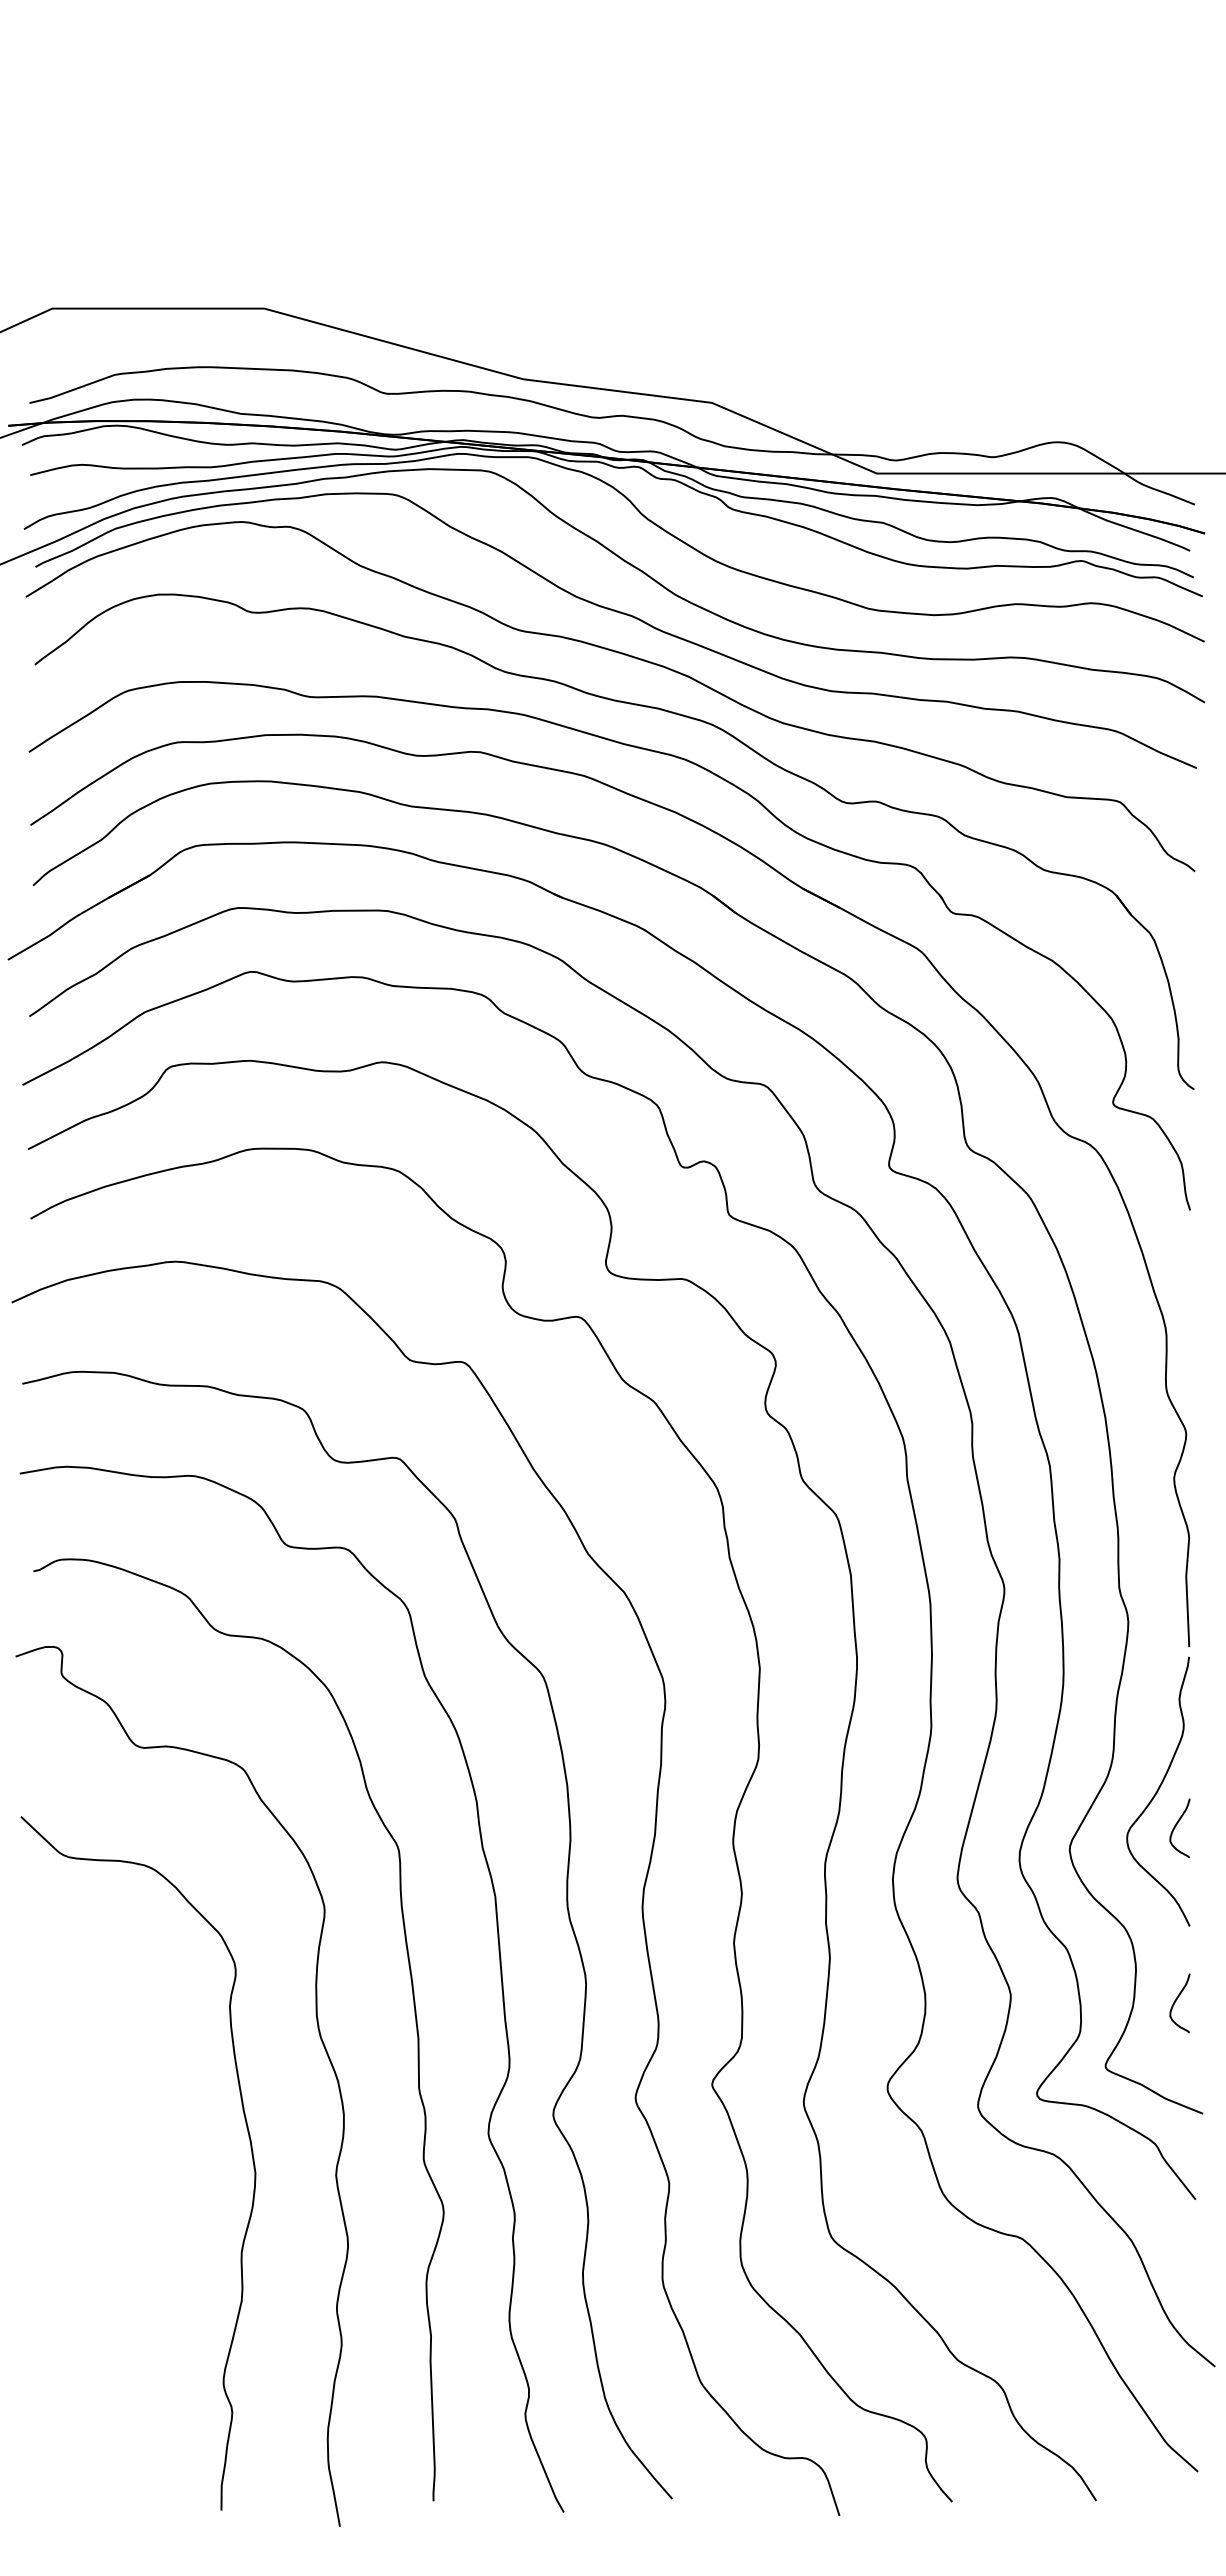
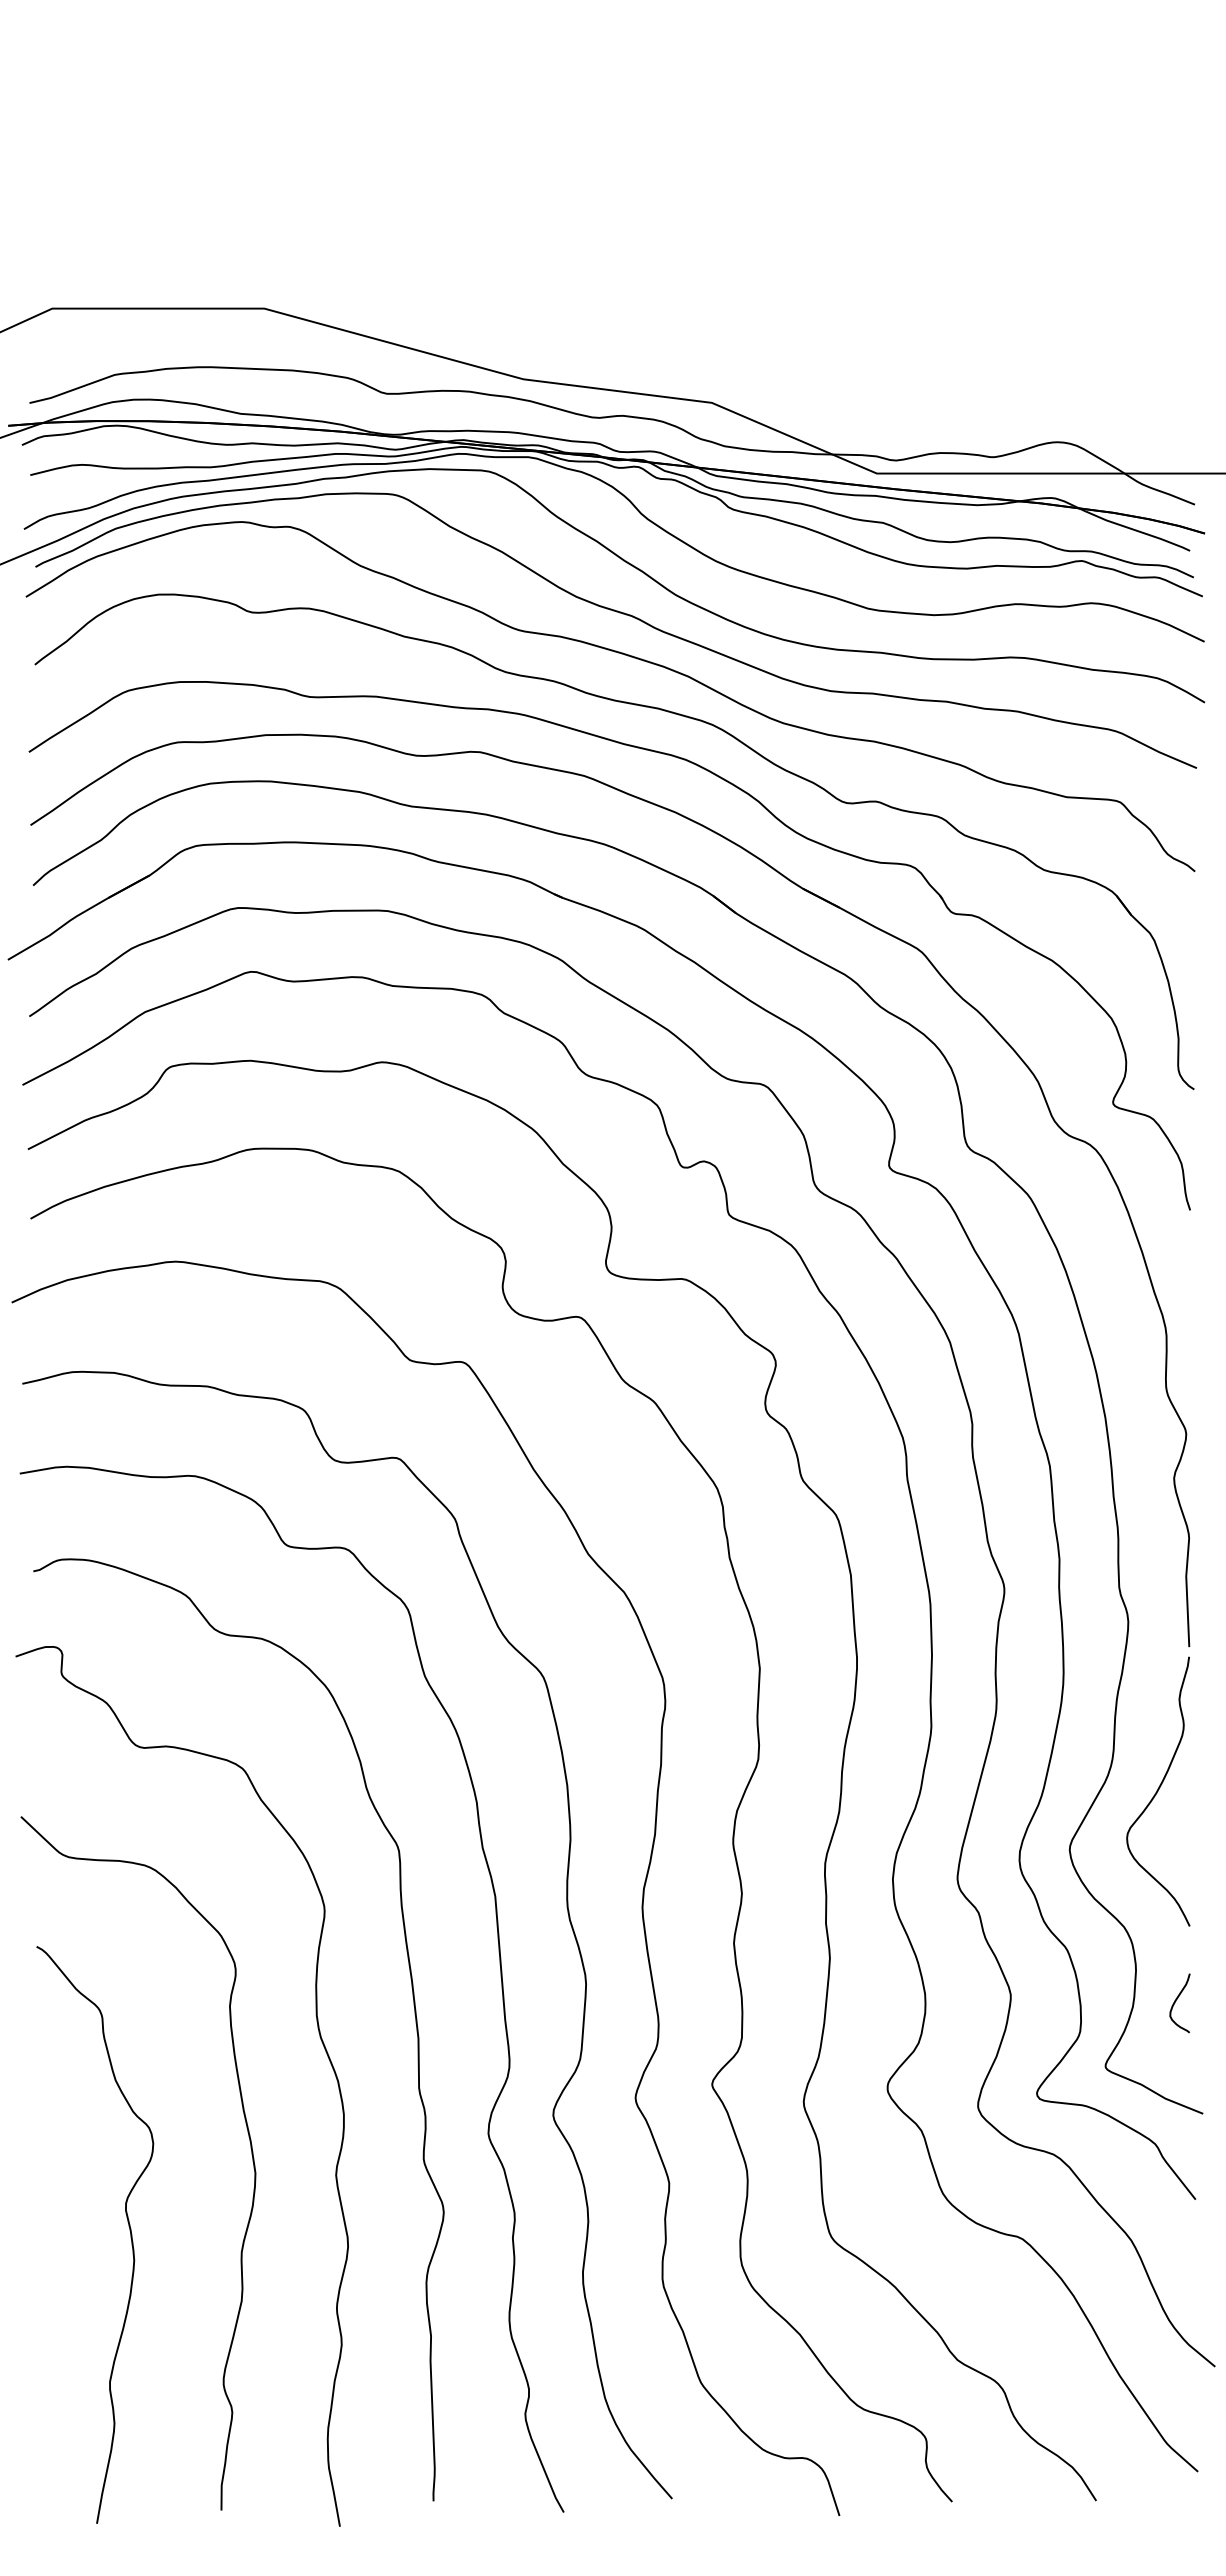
curve: present -> none (1176, 1826)
curve: none -> present (128, 2226)
